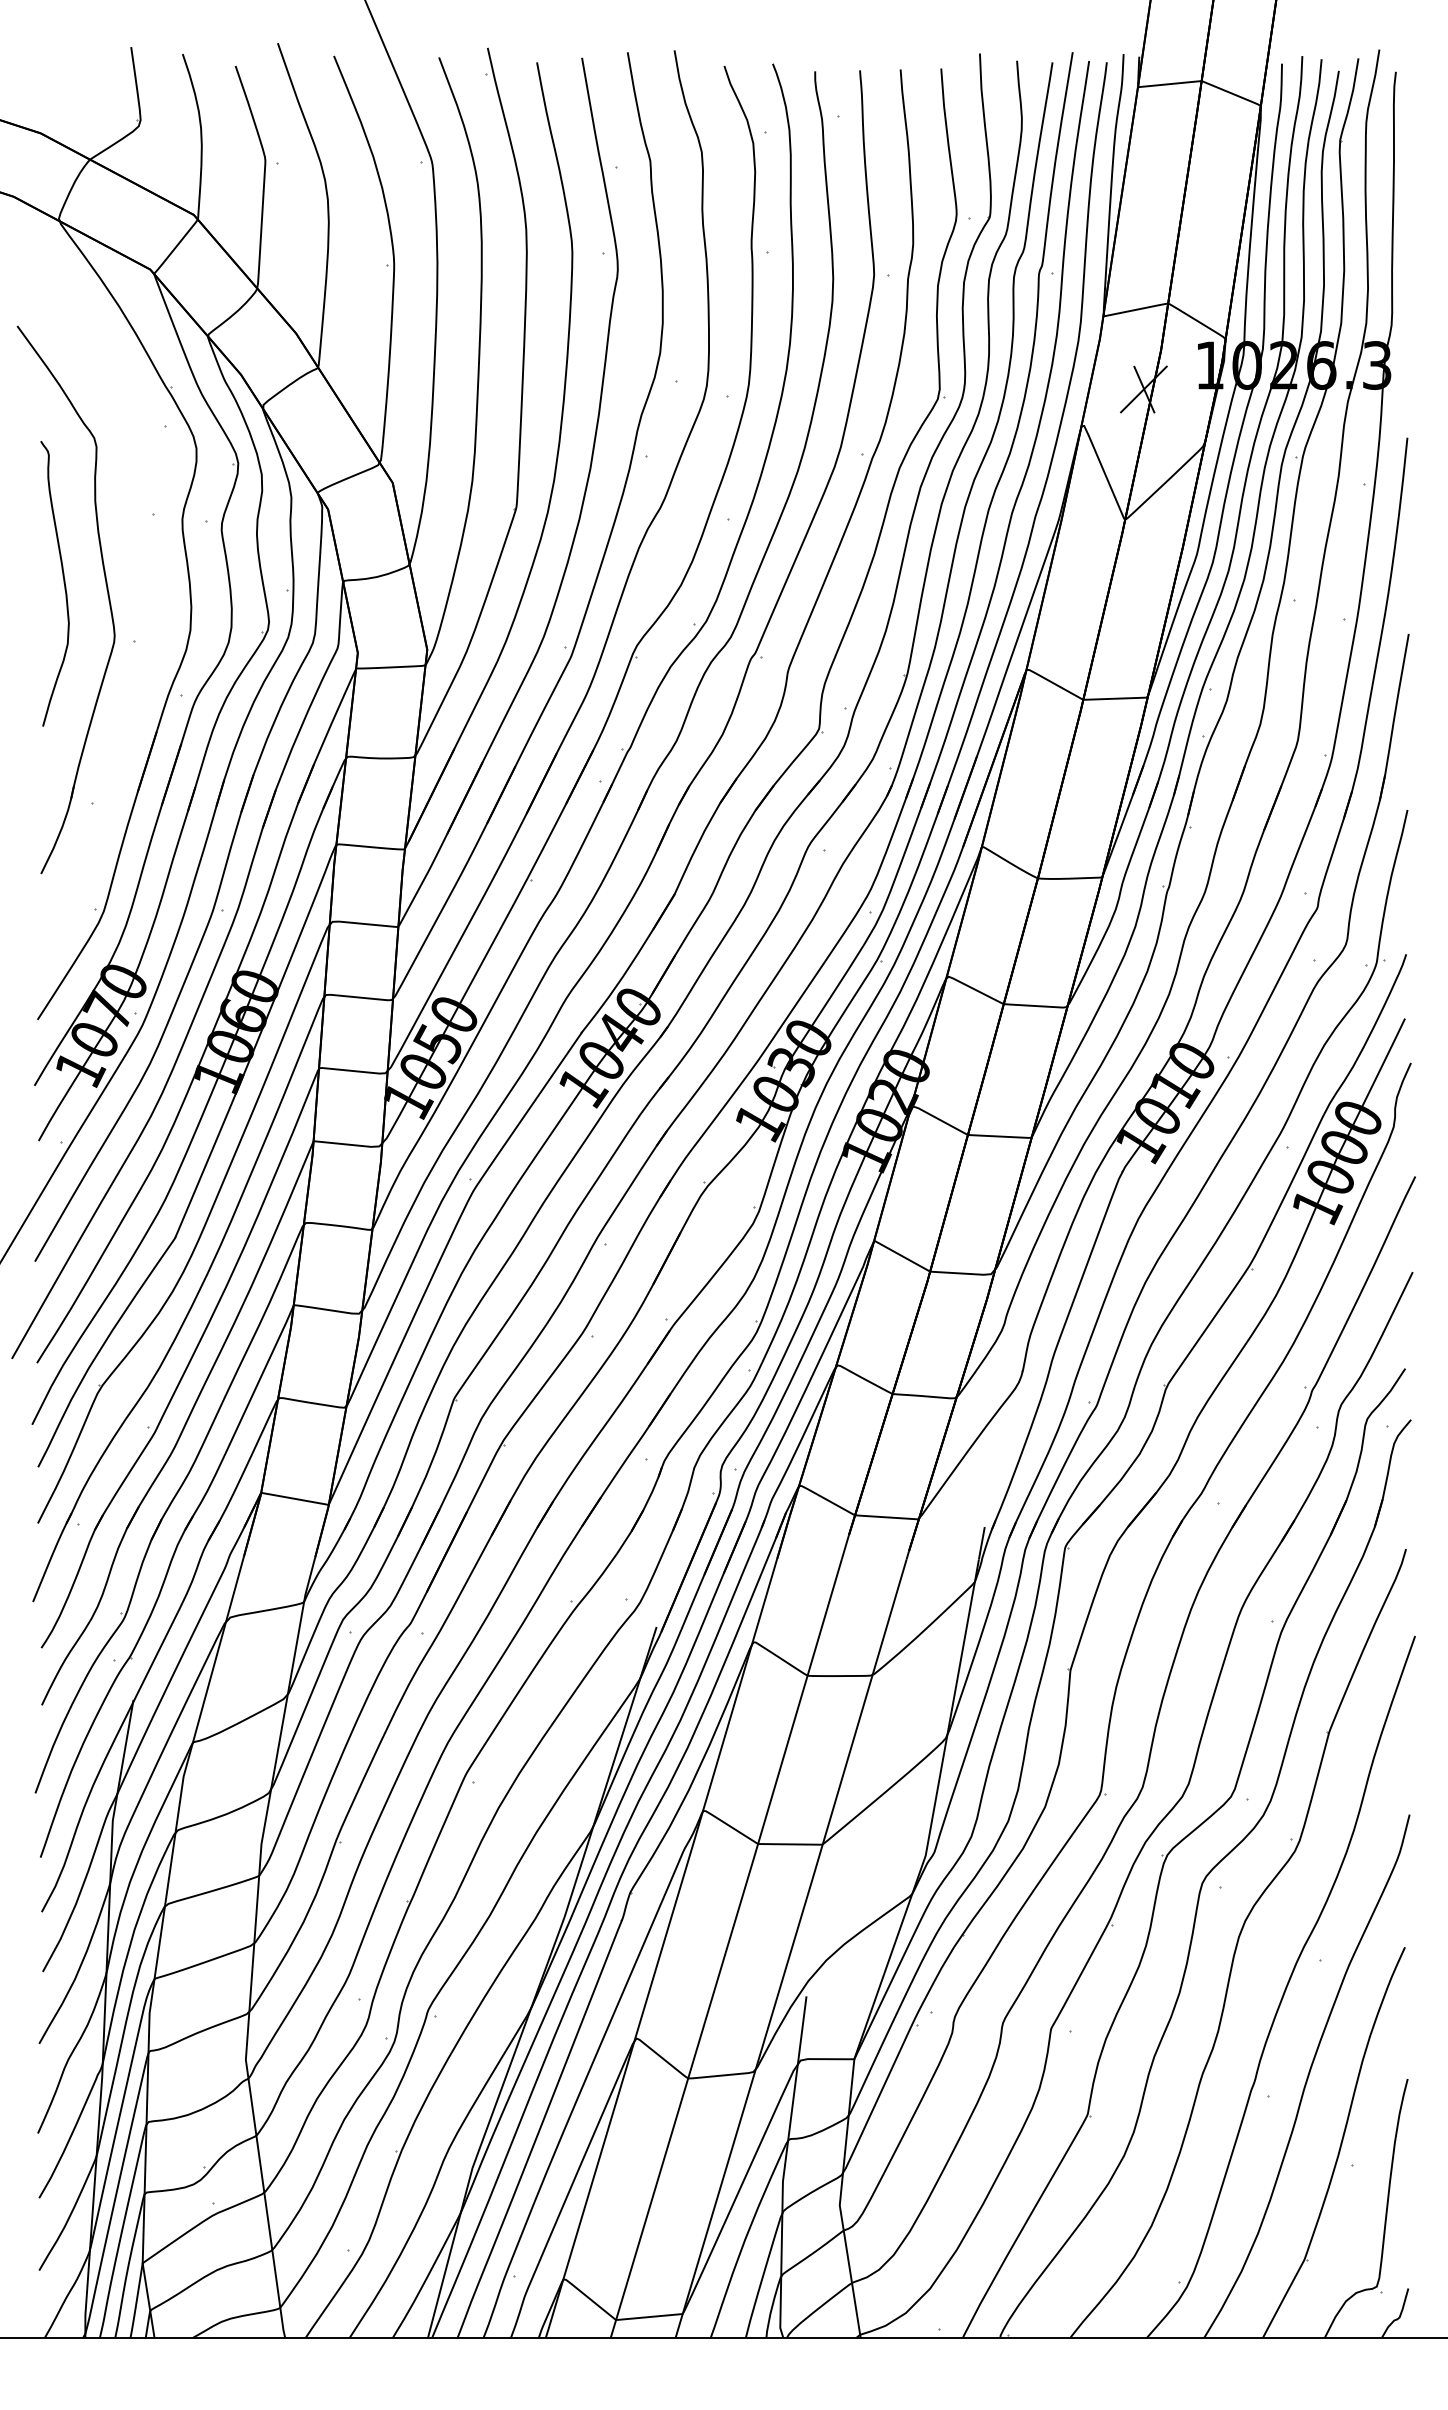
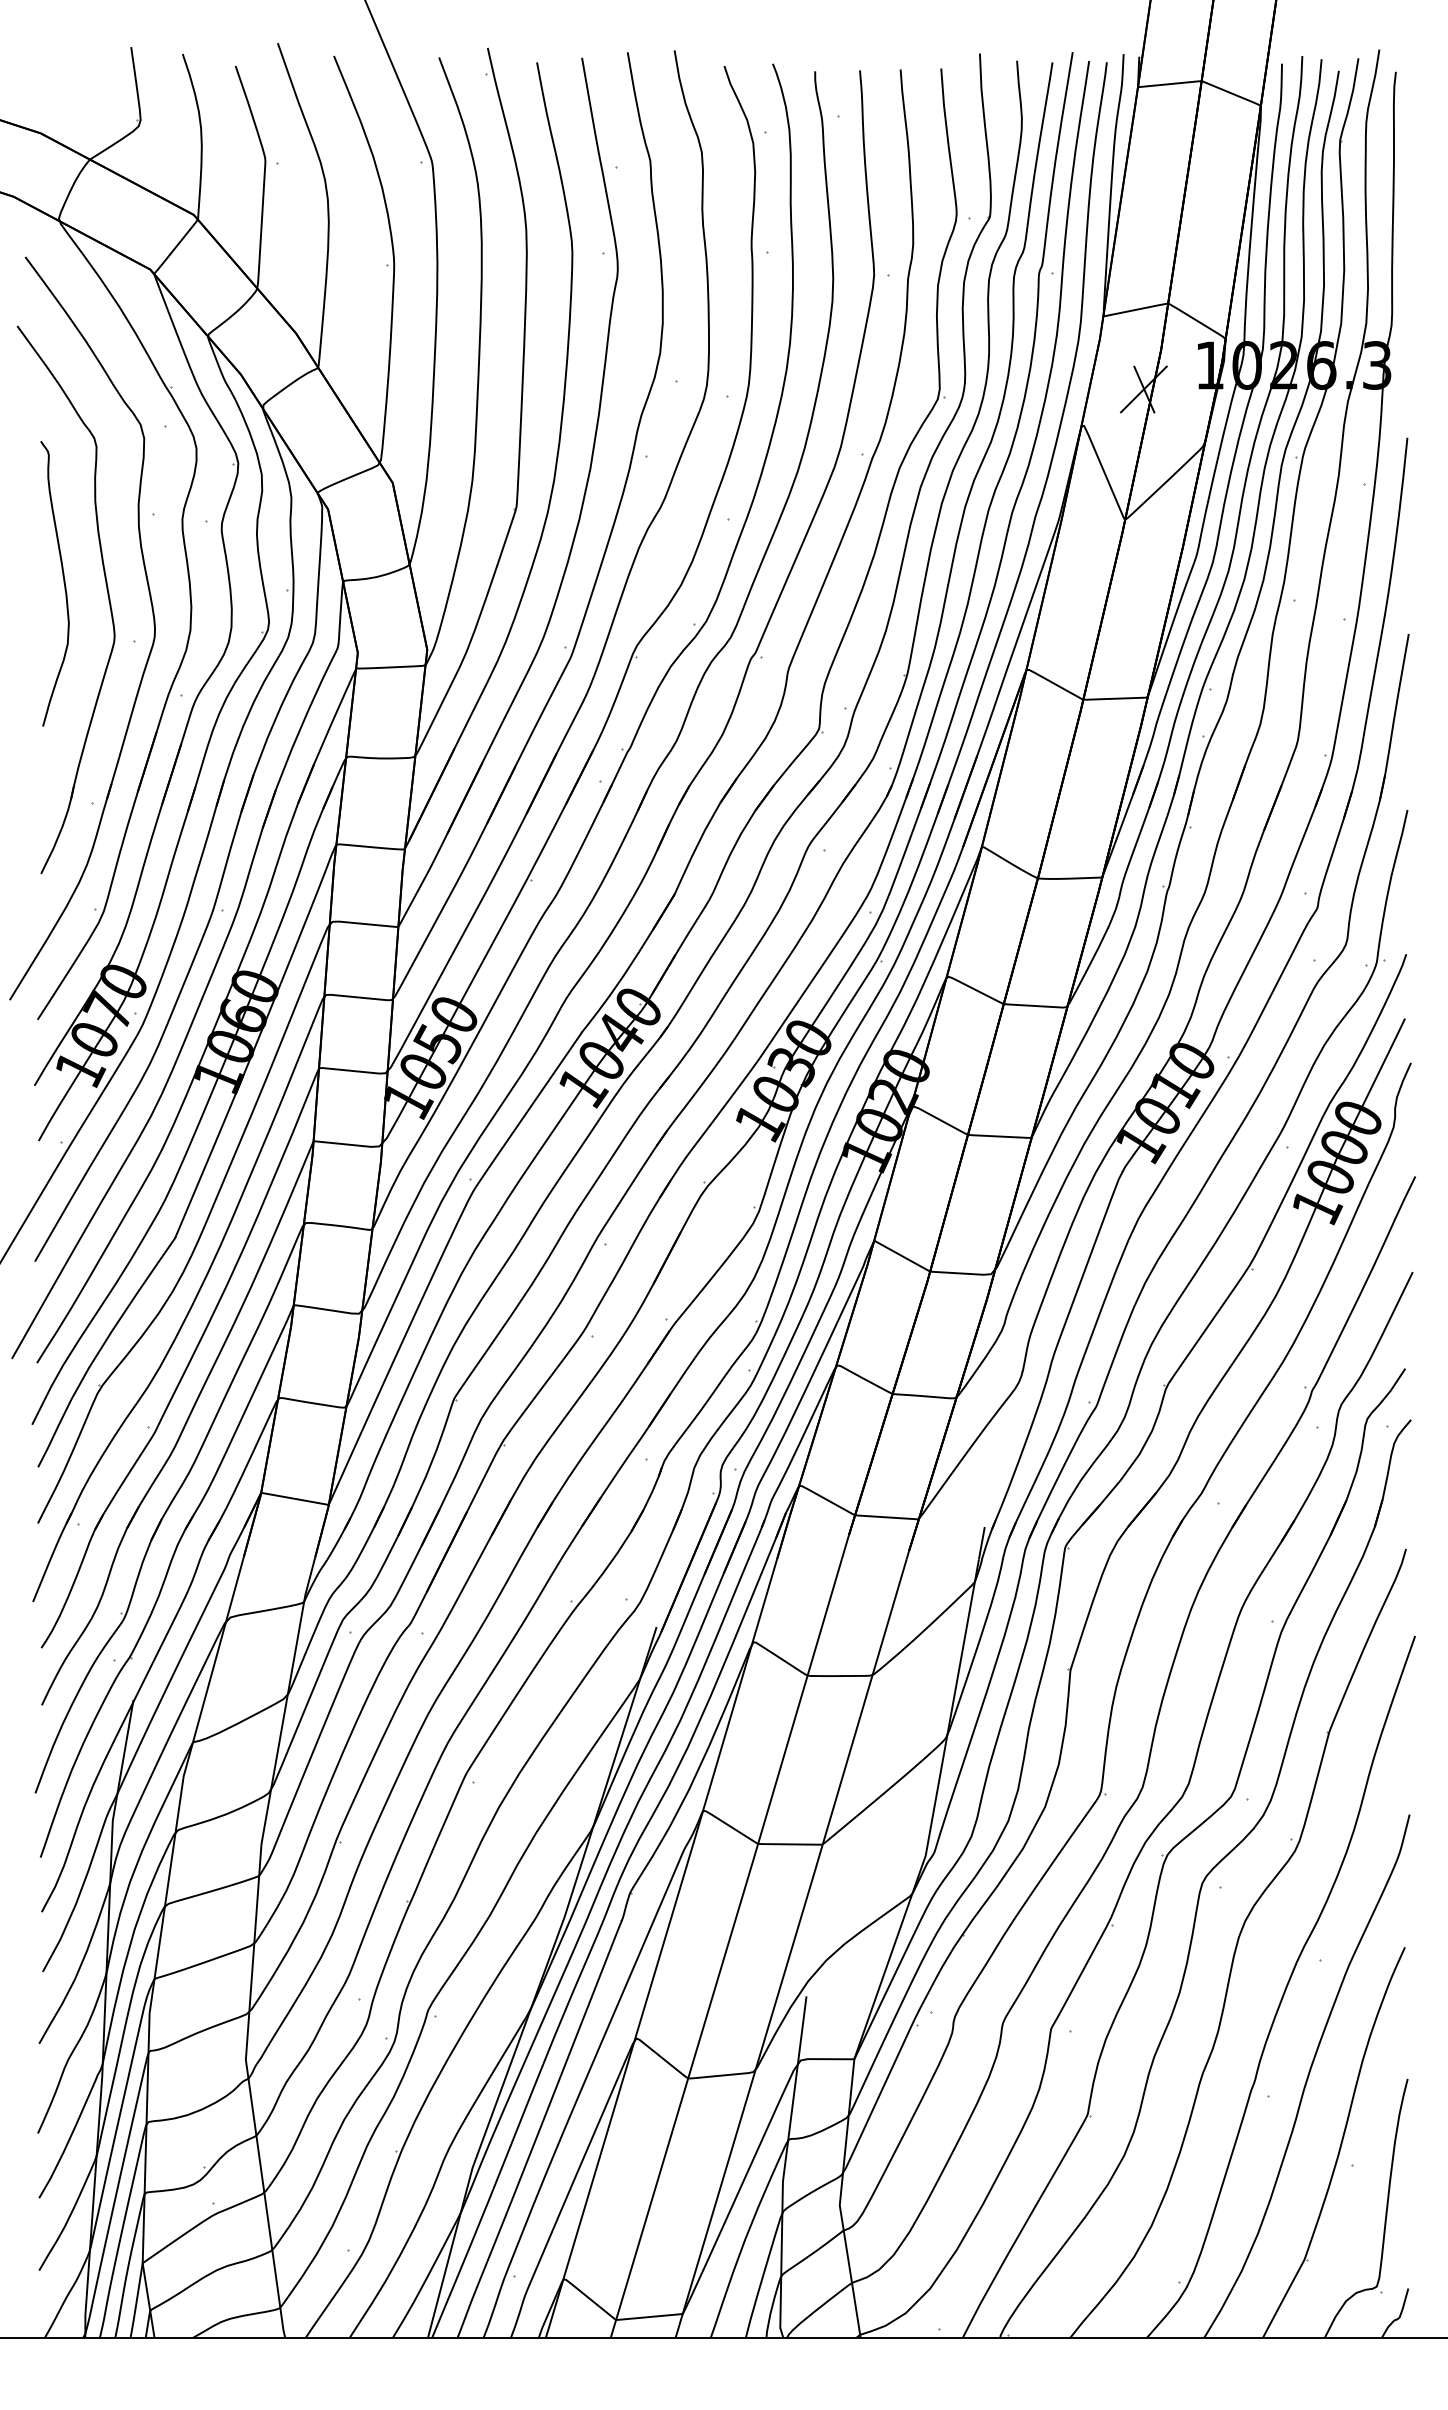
part: none -> present (149, 651)
